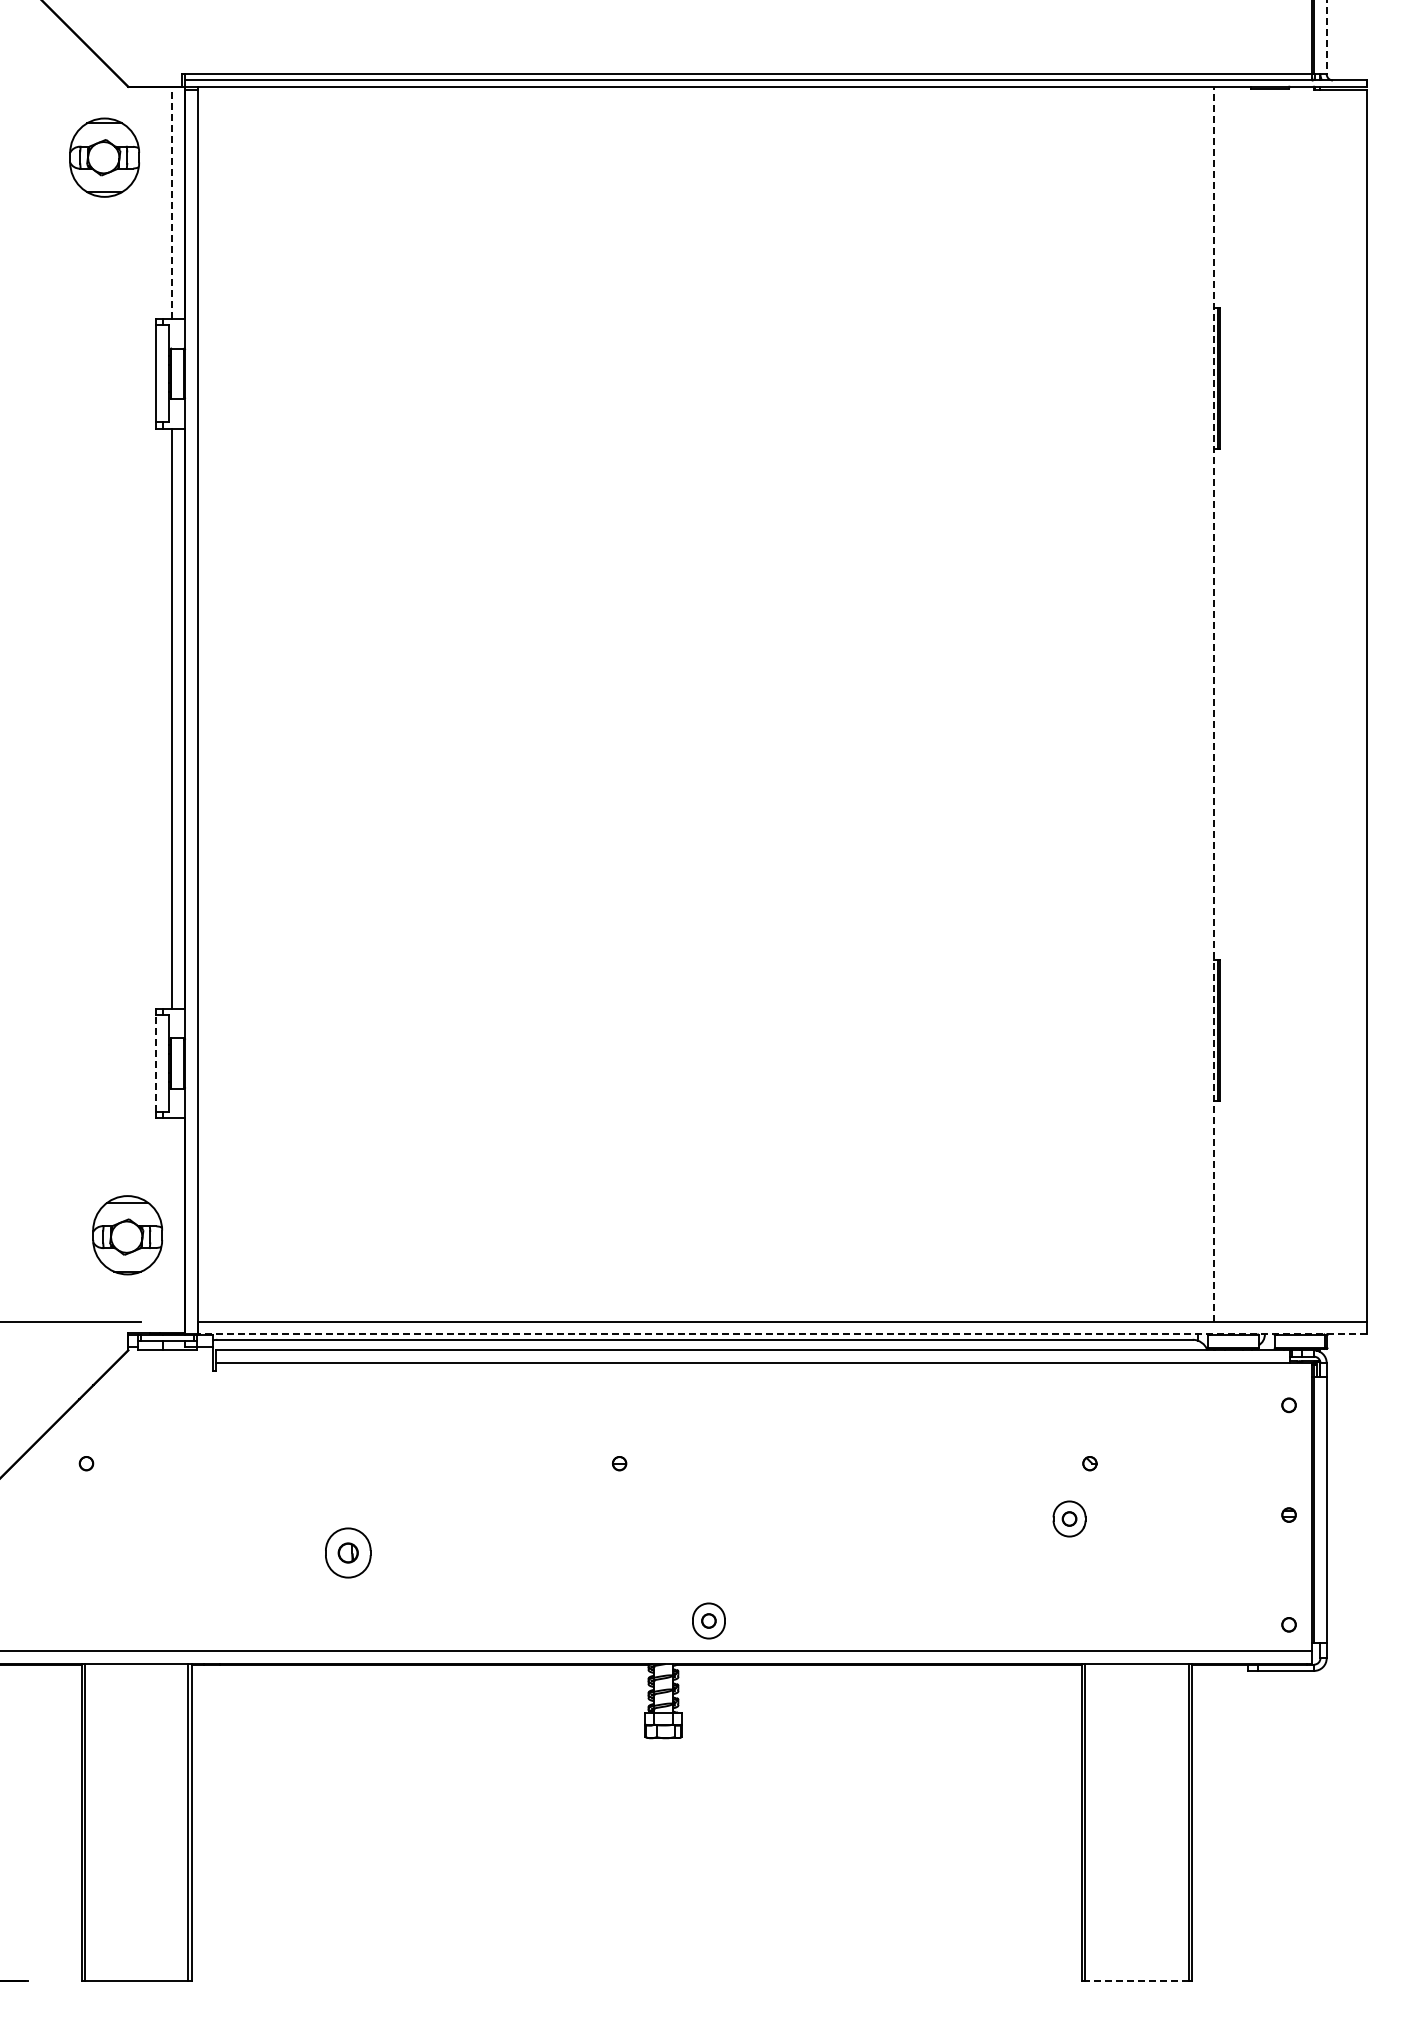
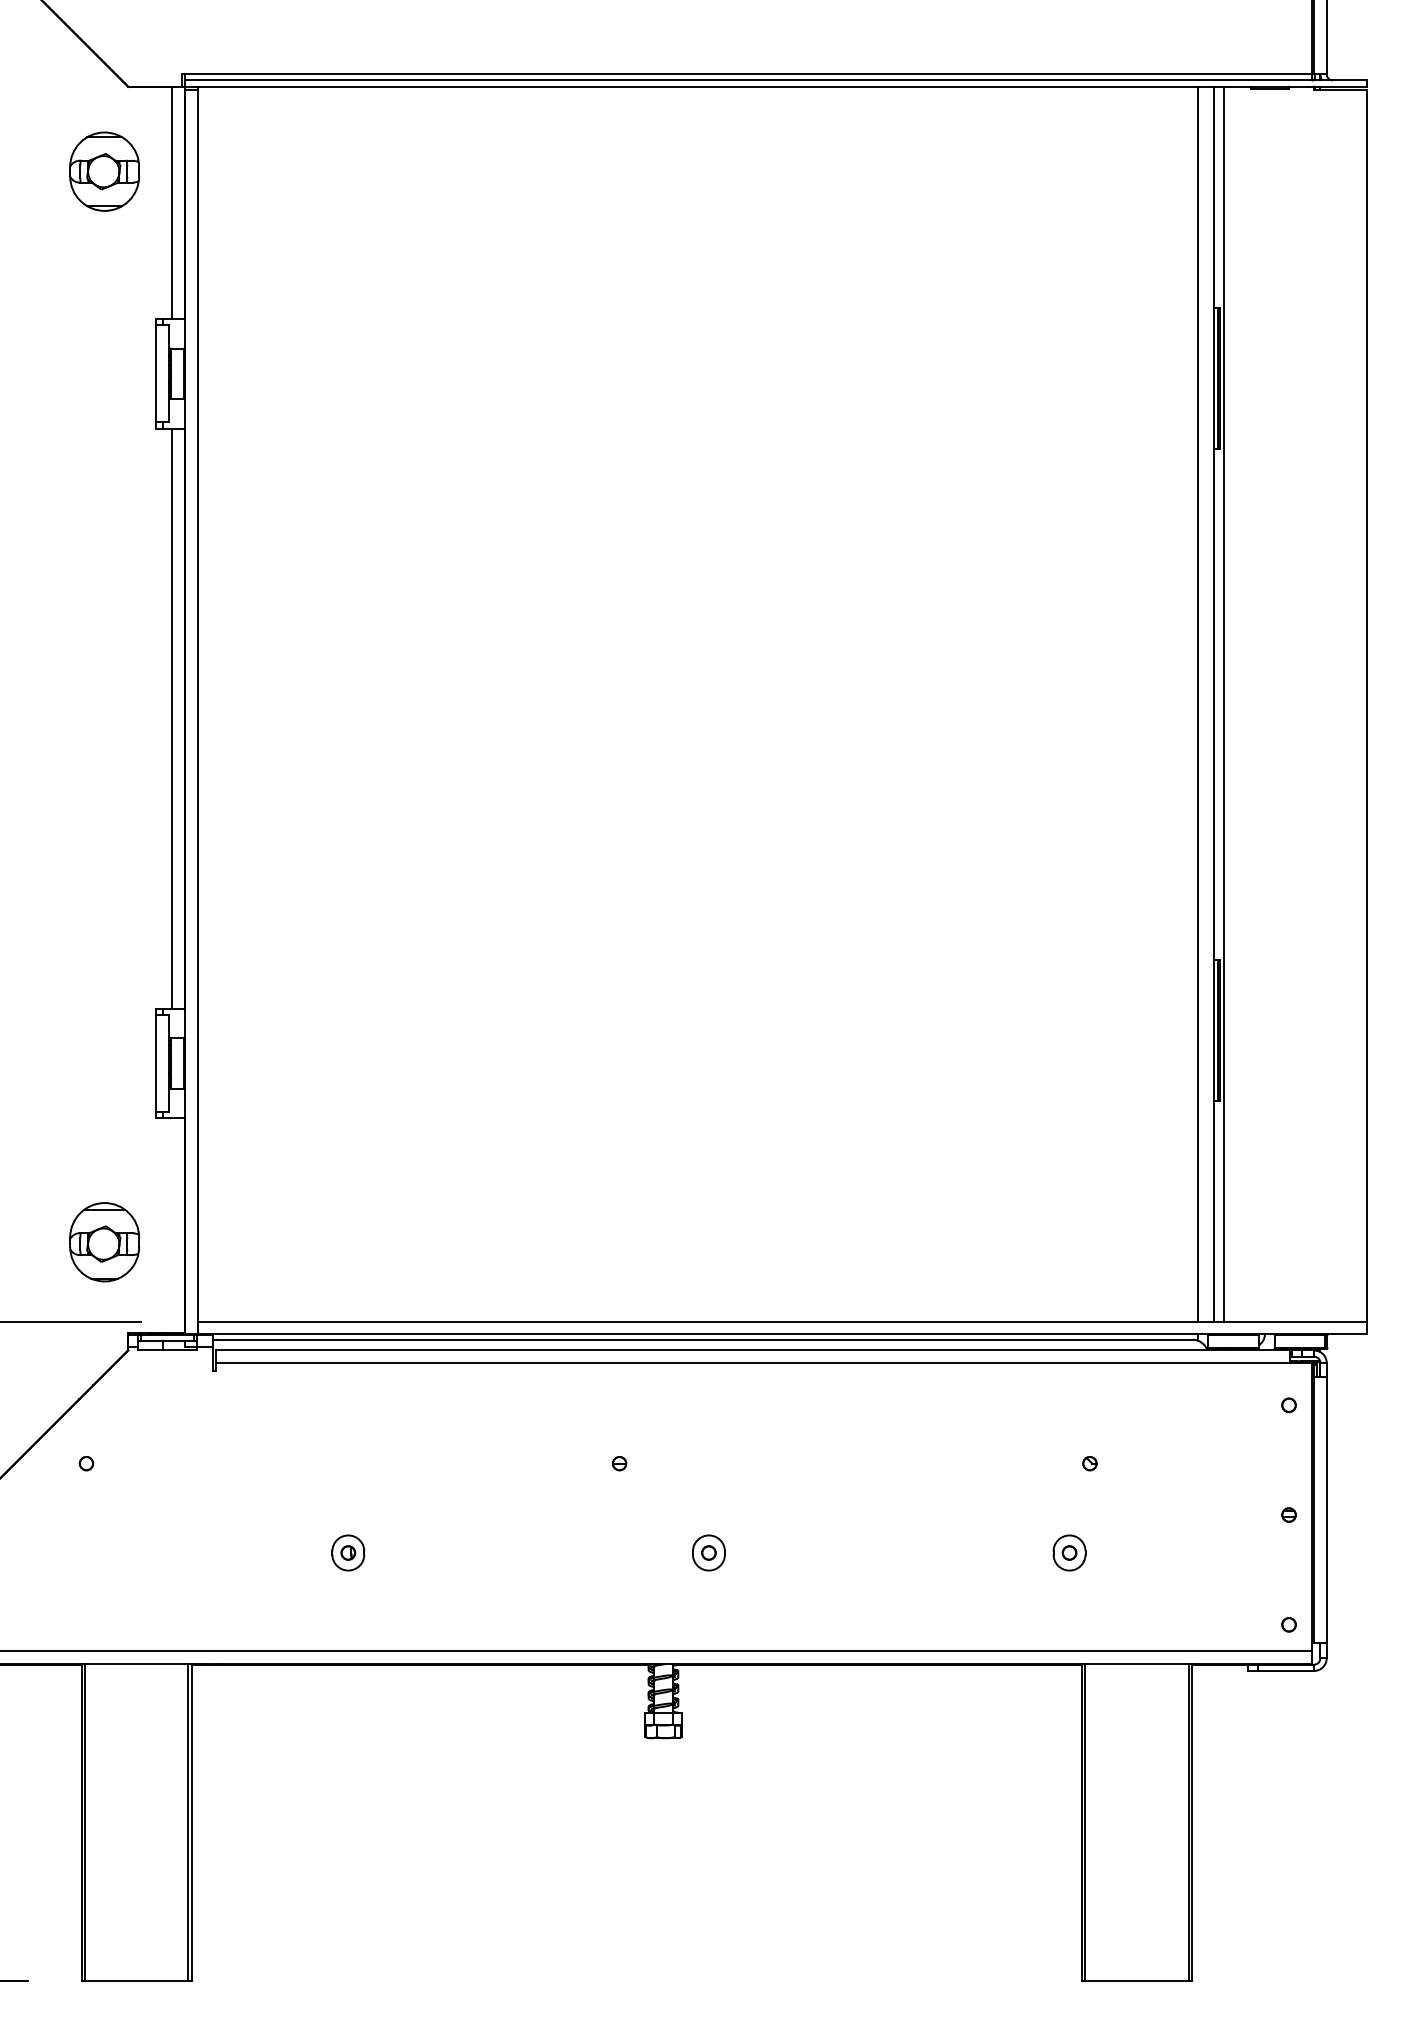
line: dashed -> solid (1326, 37)
part position: (104, 157) -> (104, 171) (104, 171)
line: dashed -> solid (172, 202)
line: none -> present (1198, 703)
line: none -> present (1224, 703)
line: dashed -> solid (1213, 704)
line: dashed -> solid (156, 1063)
part position: (127, 1235) -> (104, 1242) (104, 1242)
line: dashed -> solid (782, 1334)
part position: (1069, 1518) -> (1069, 1552) (1069, 1552)
part size: 47x52 px -> 35x38 px (348, 1552)
part position: (708, 1620) -> (708, 1552) (708, 1552)
line: dashed -> solid (1136, 1980)
